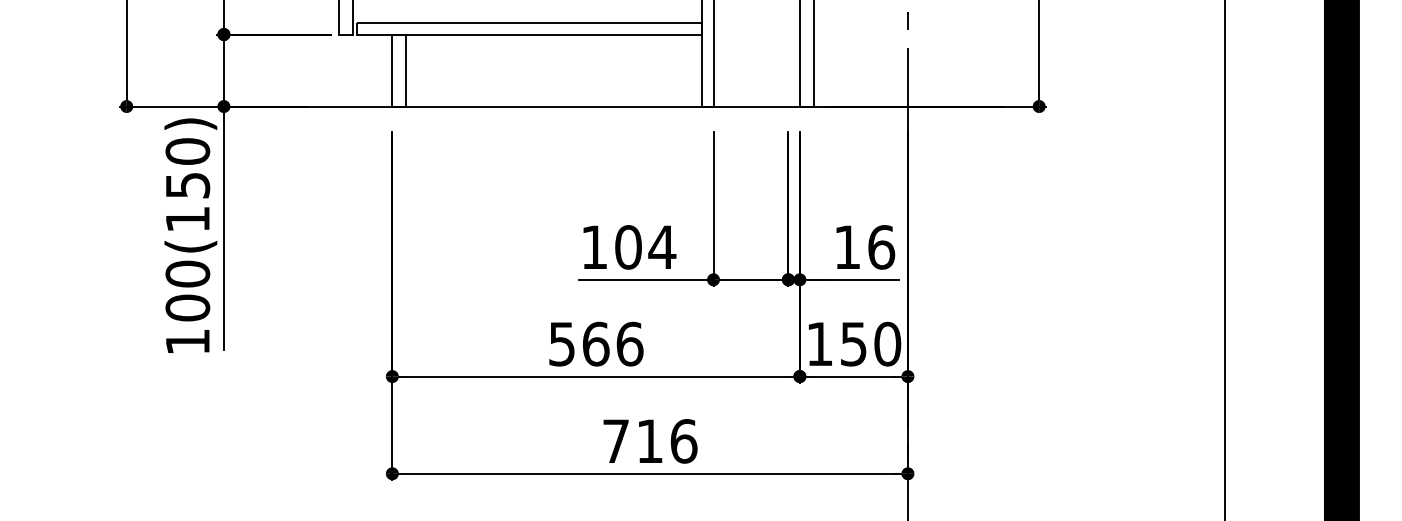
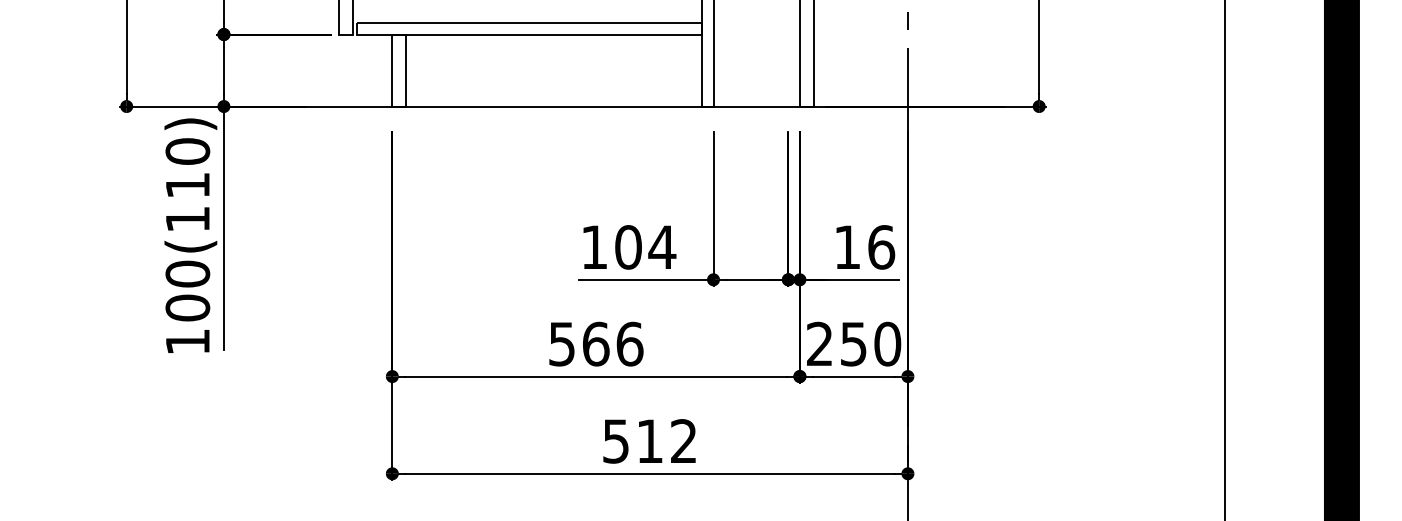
text: 100(150) -> 100(110) (188, 185)
text: 150 -> 250 (819, 343)
text: 716 -> 512 (650, 441)
